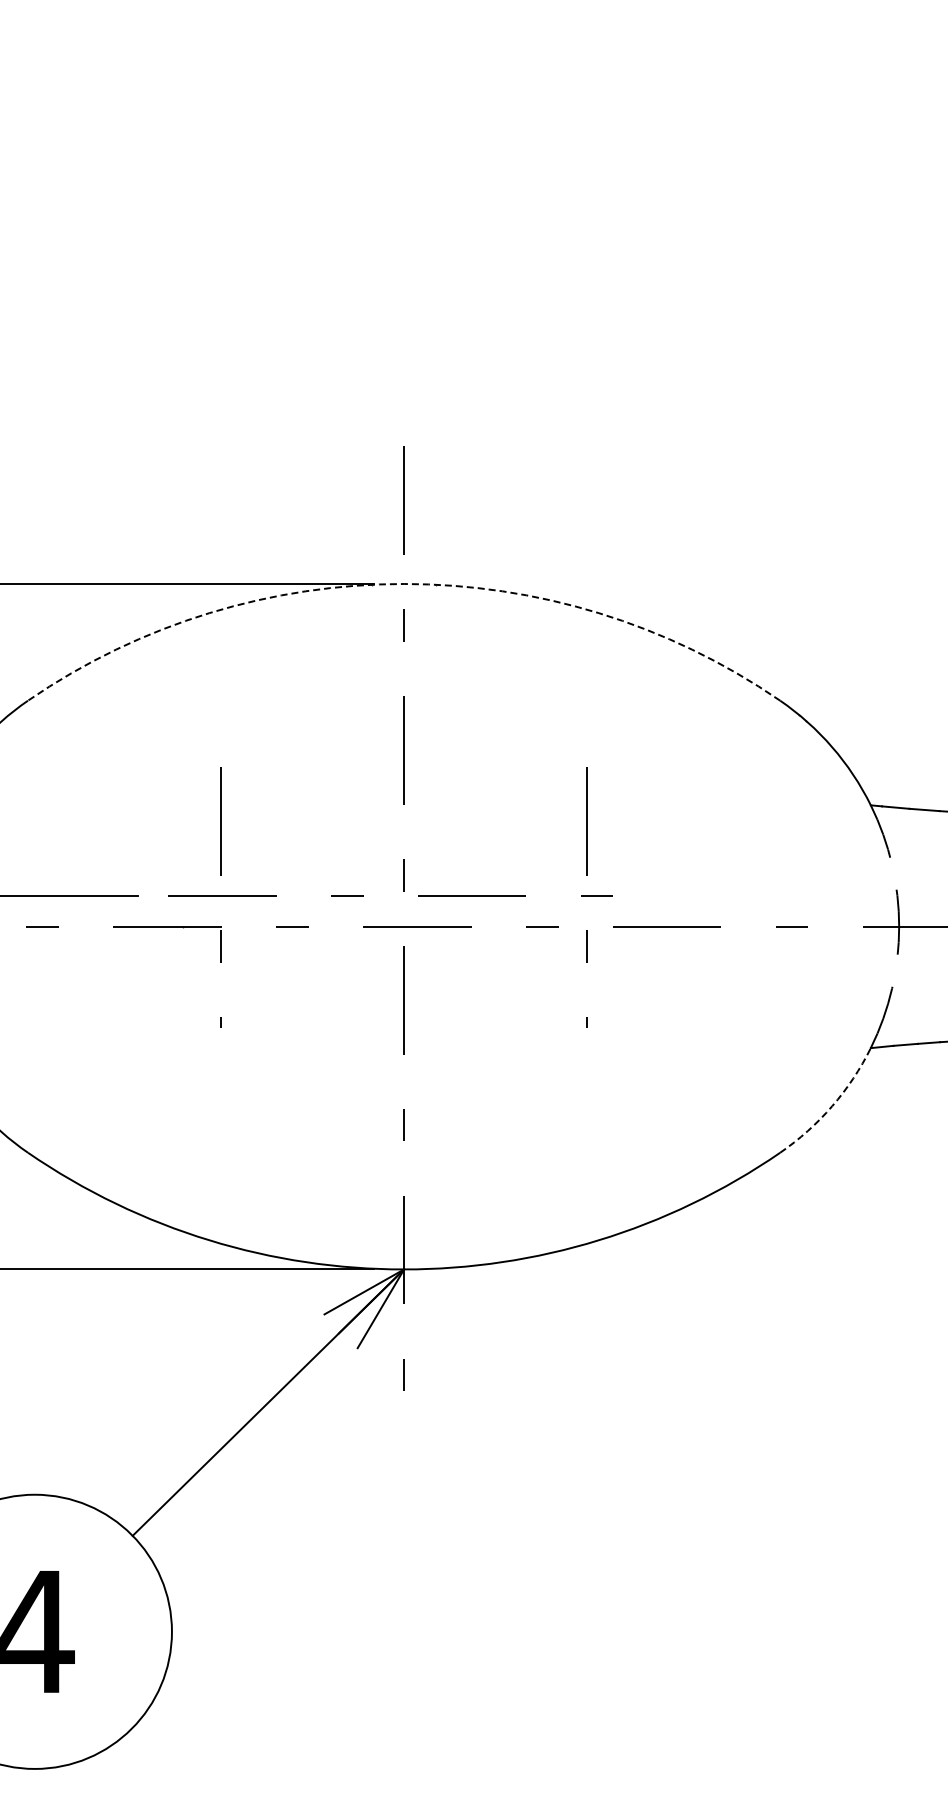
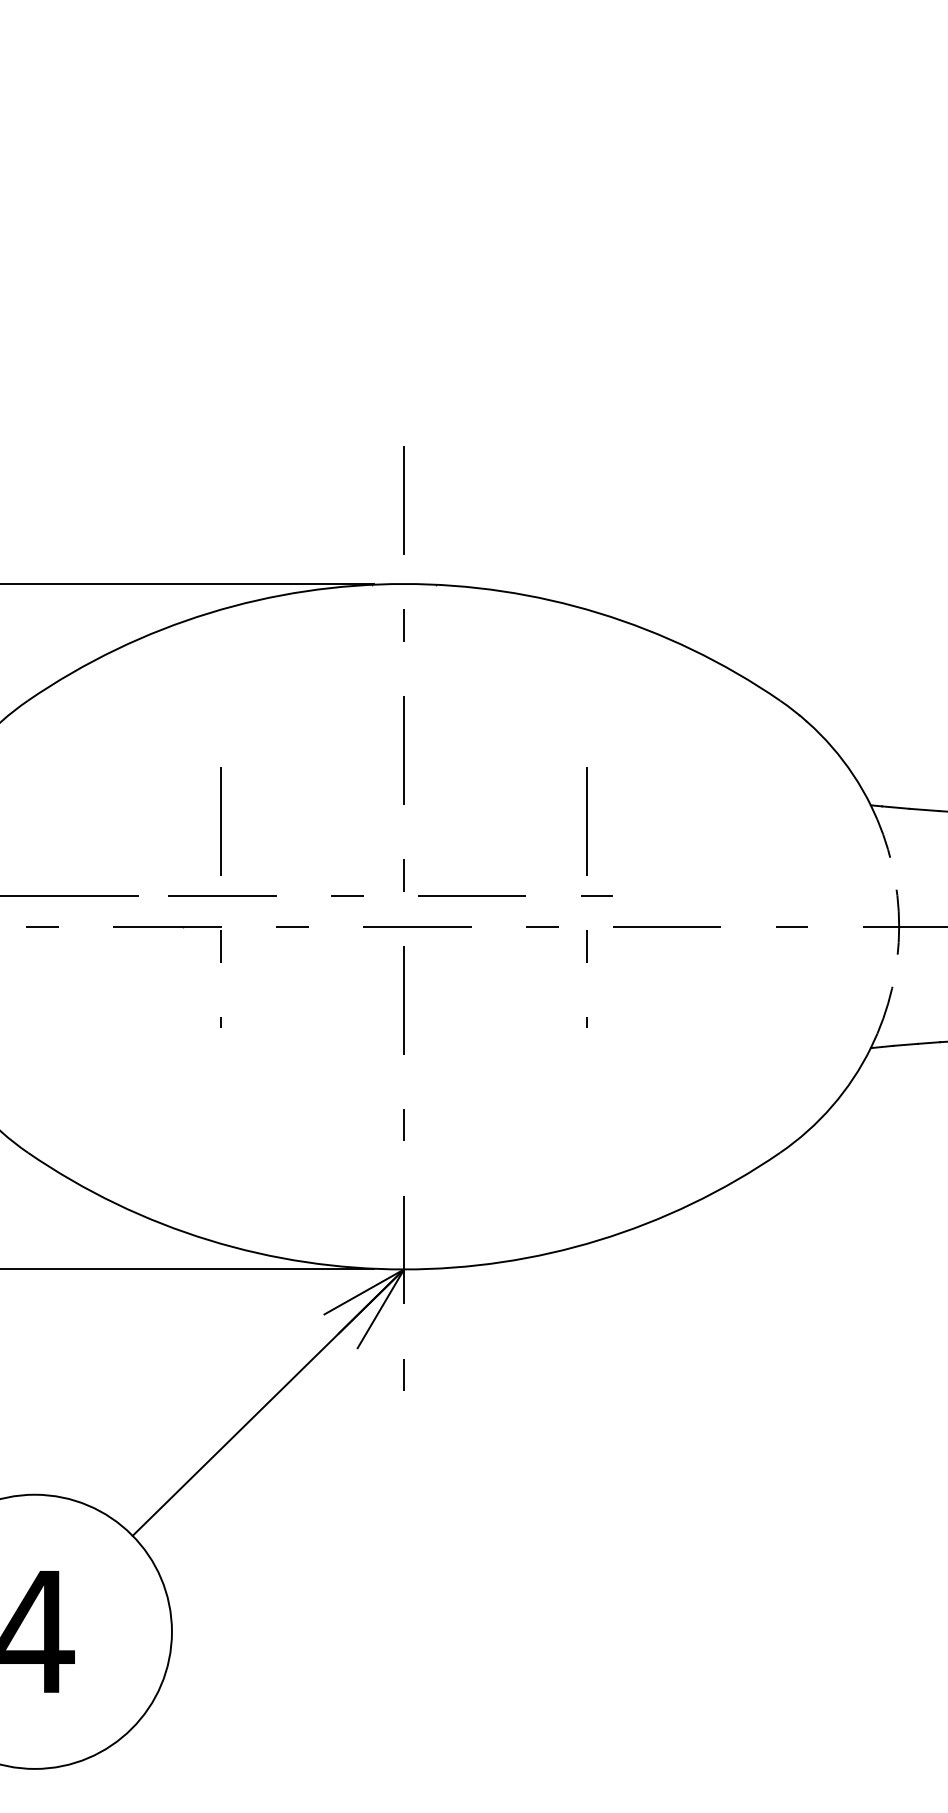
arc: dashed -> solid (404, 583)
arc: dashed -> solid (832, 1106)
